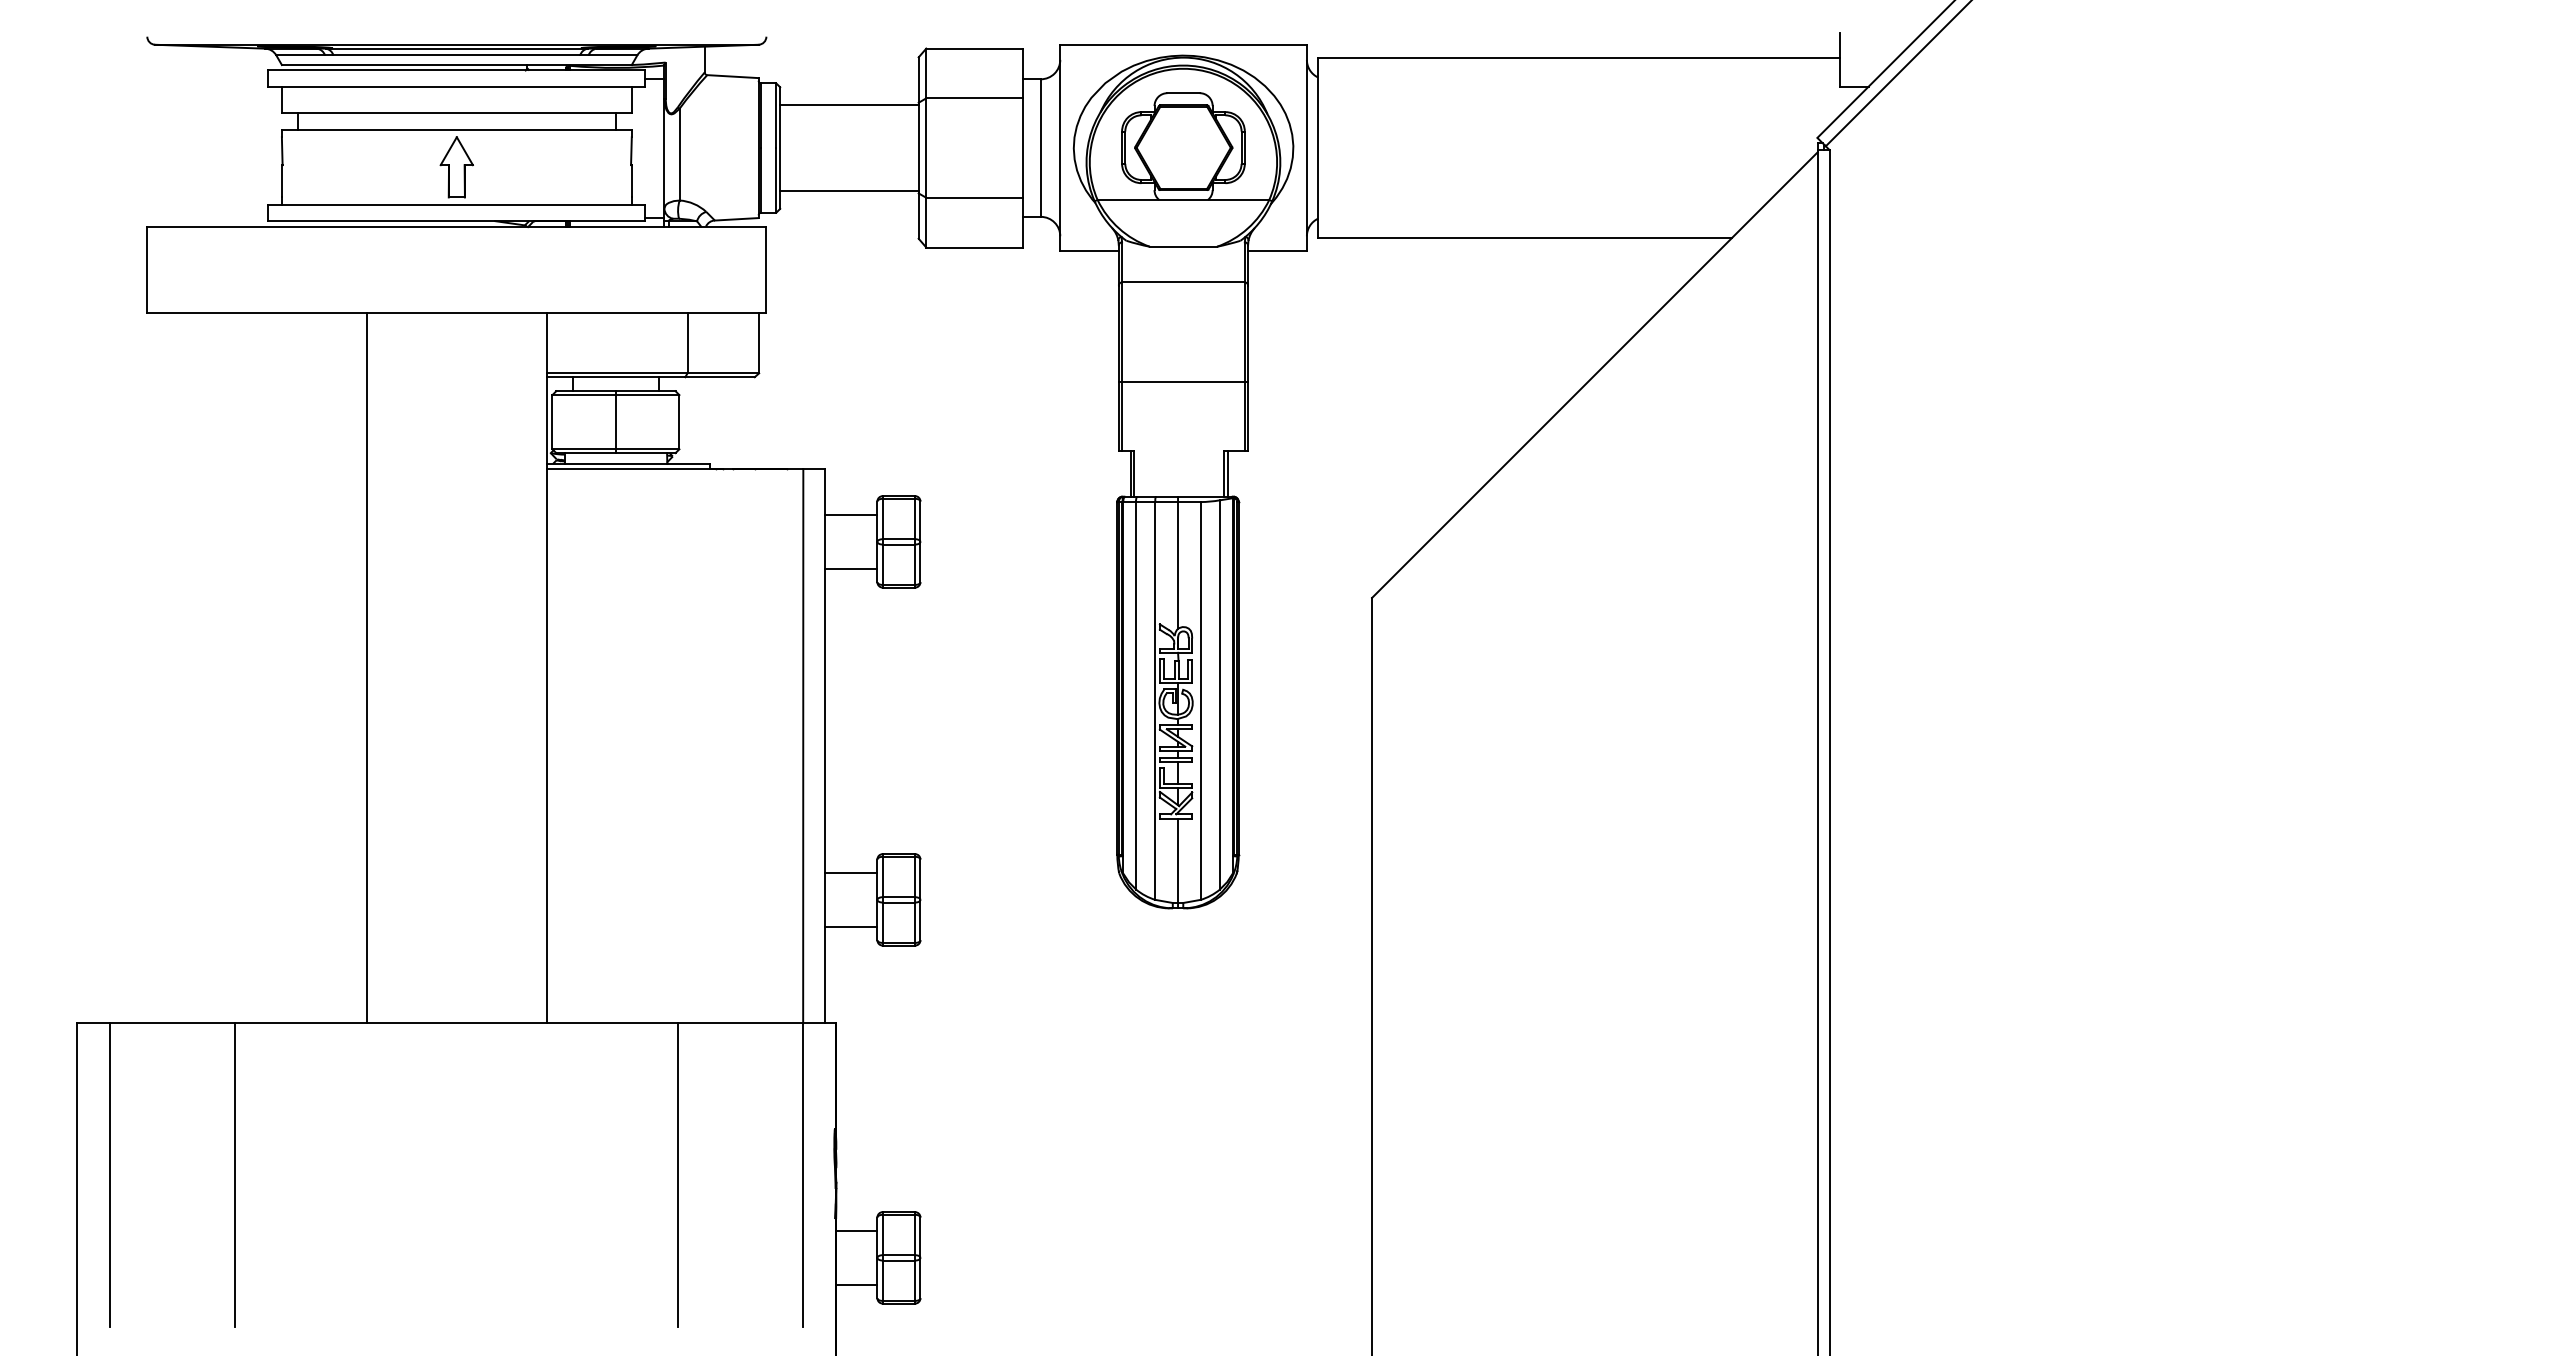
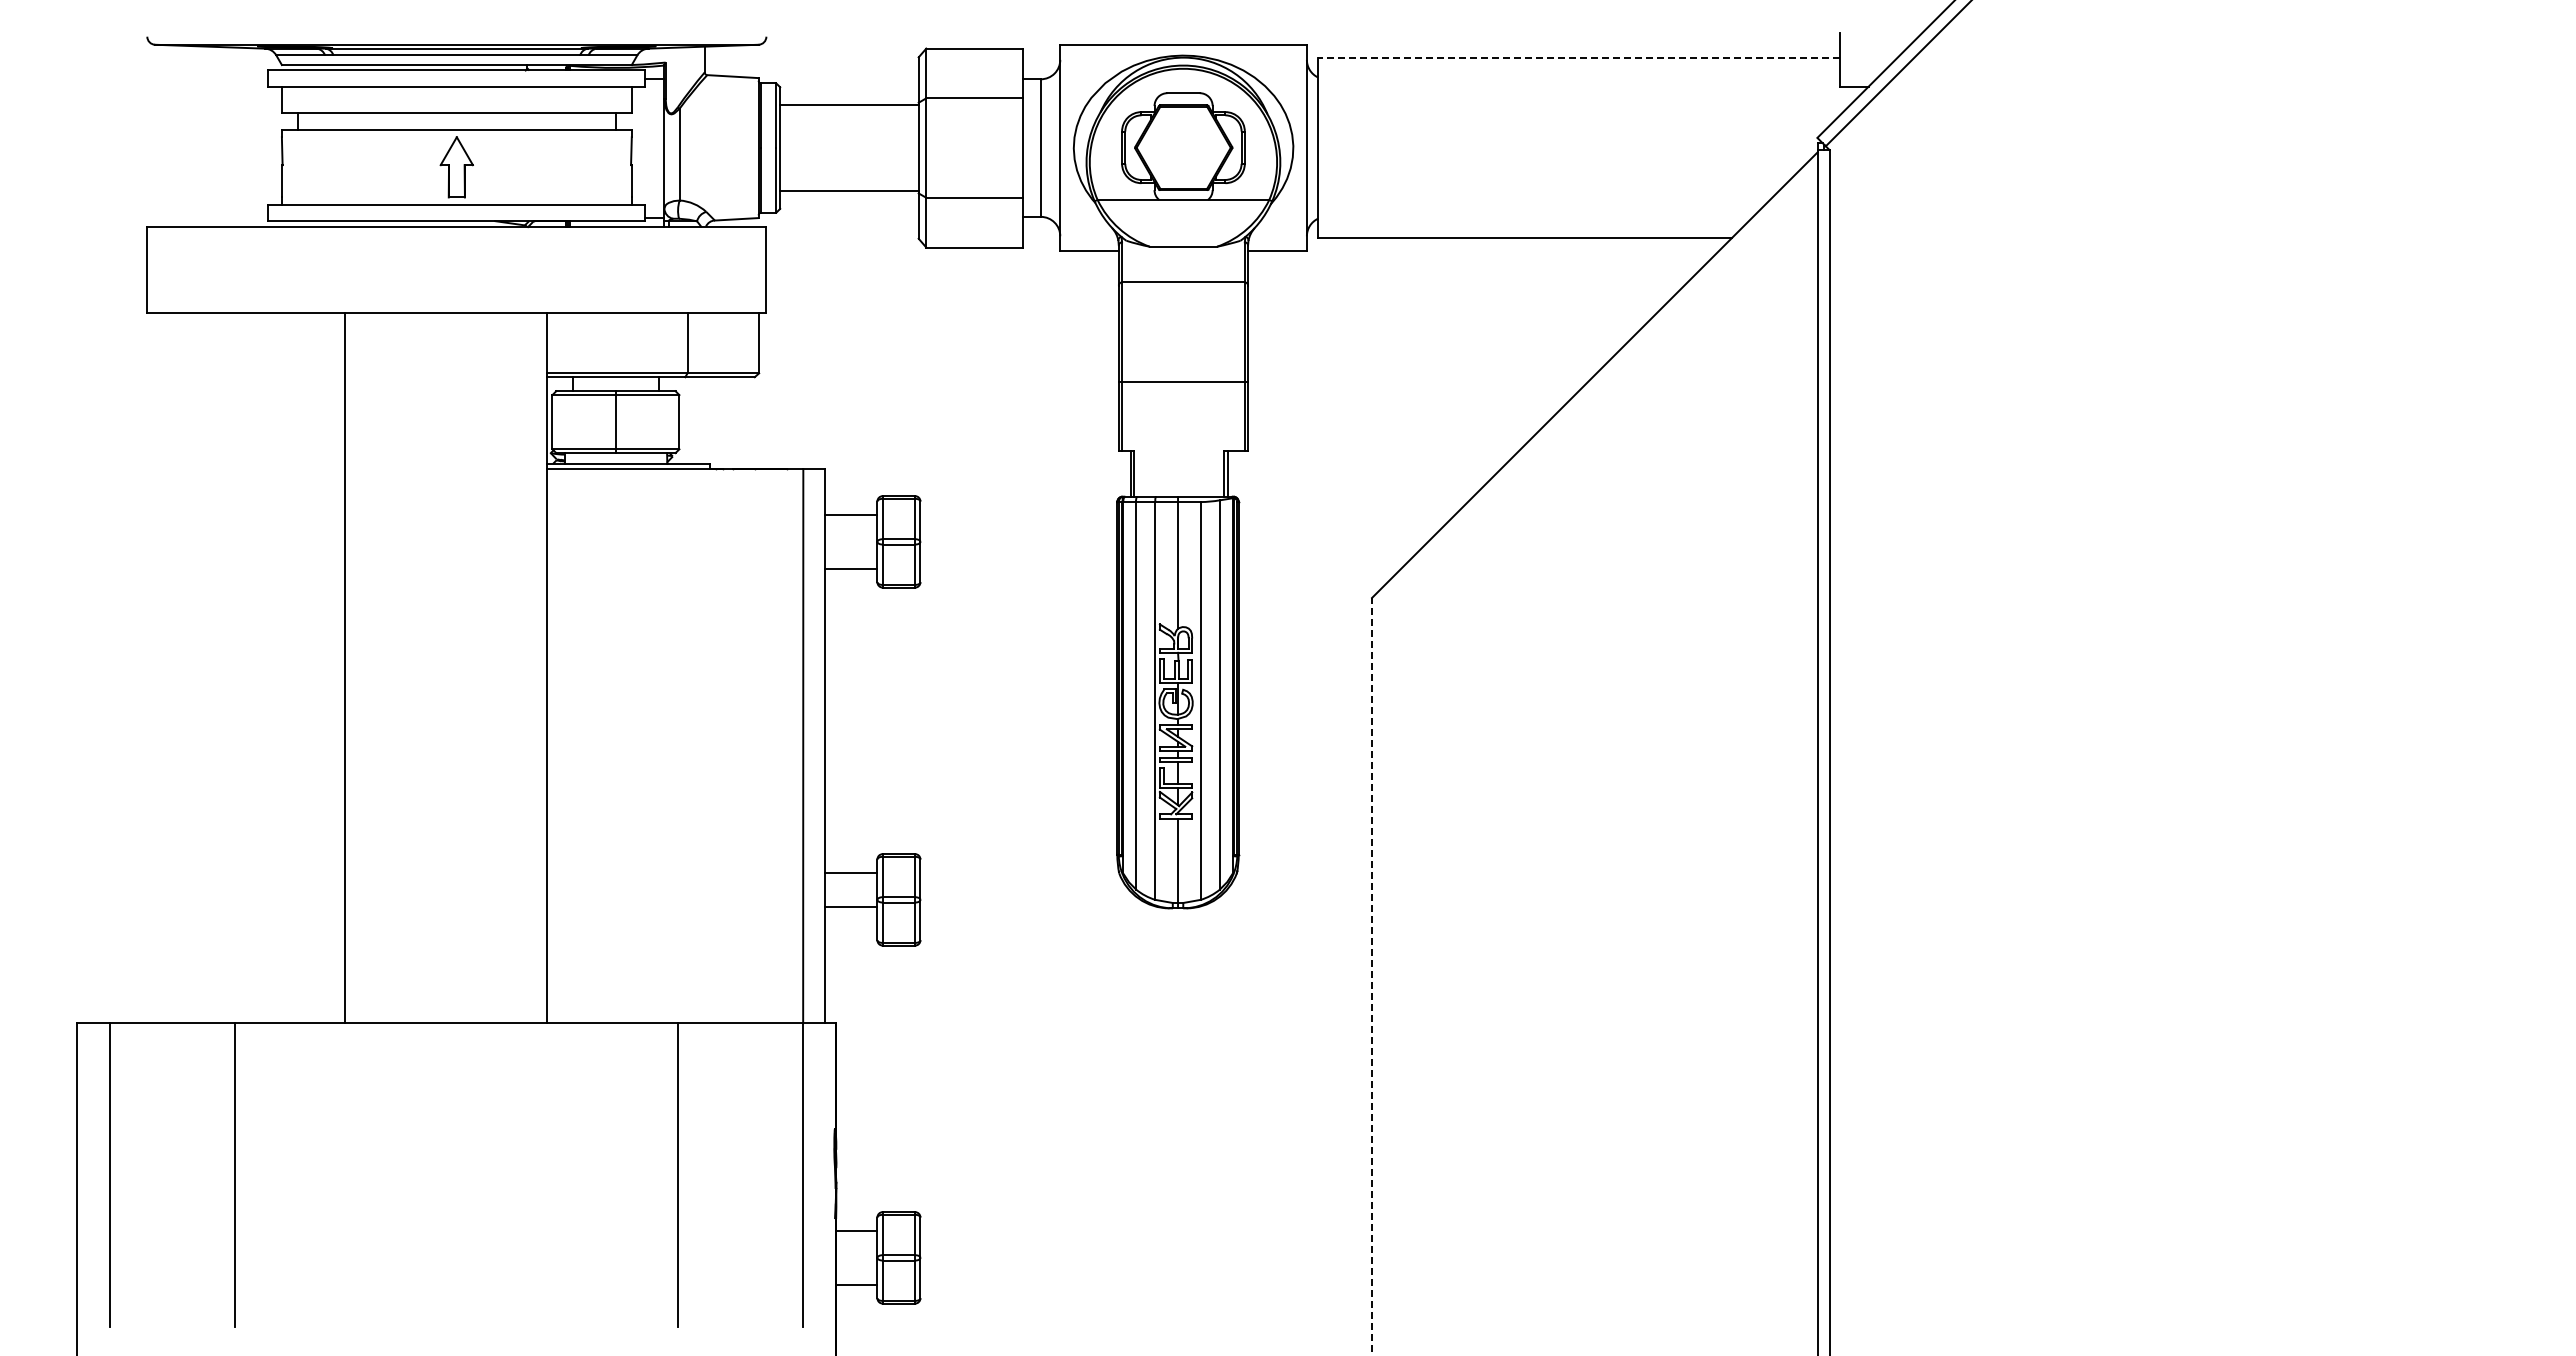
line: solid -> dashed (1578, 58)
line position: (366, 667) -> (344, 667) (344, 667)
line position: (850, 926) -> (850, 906) (850, 906)
line: solid -> dashed (1372, 976)
